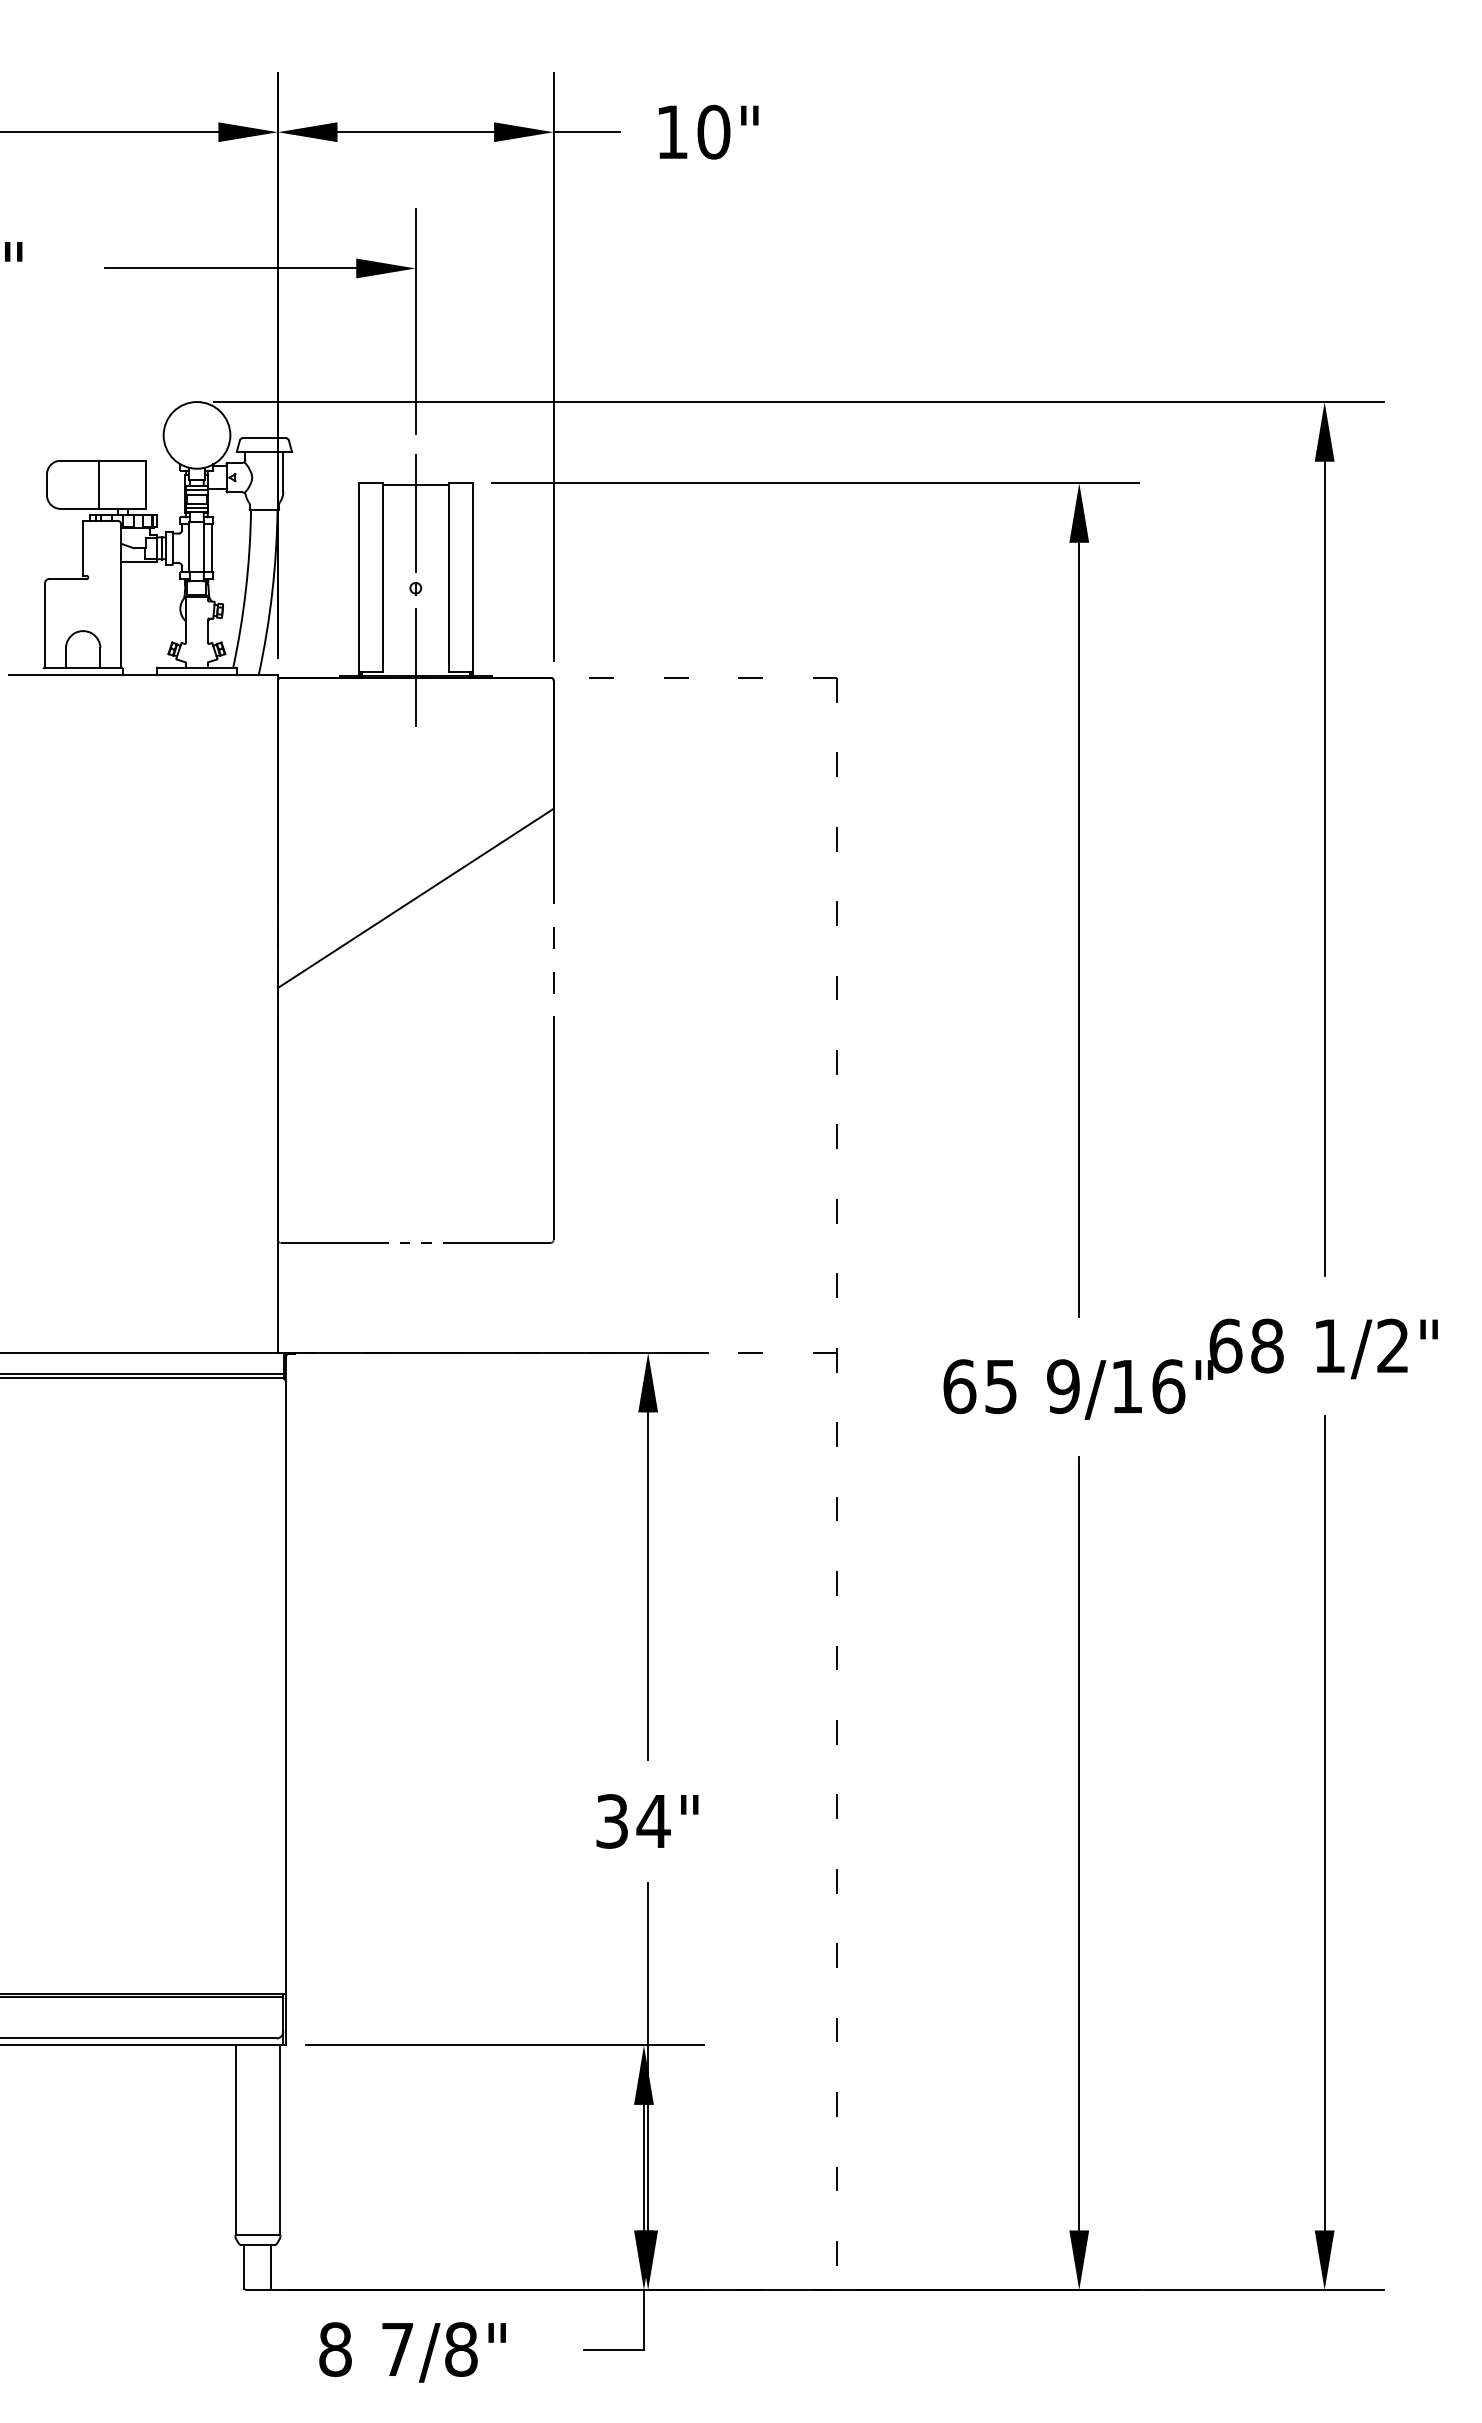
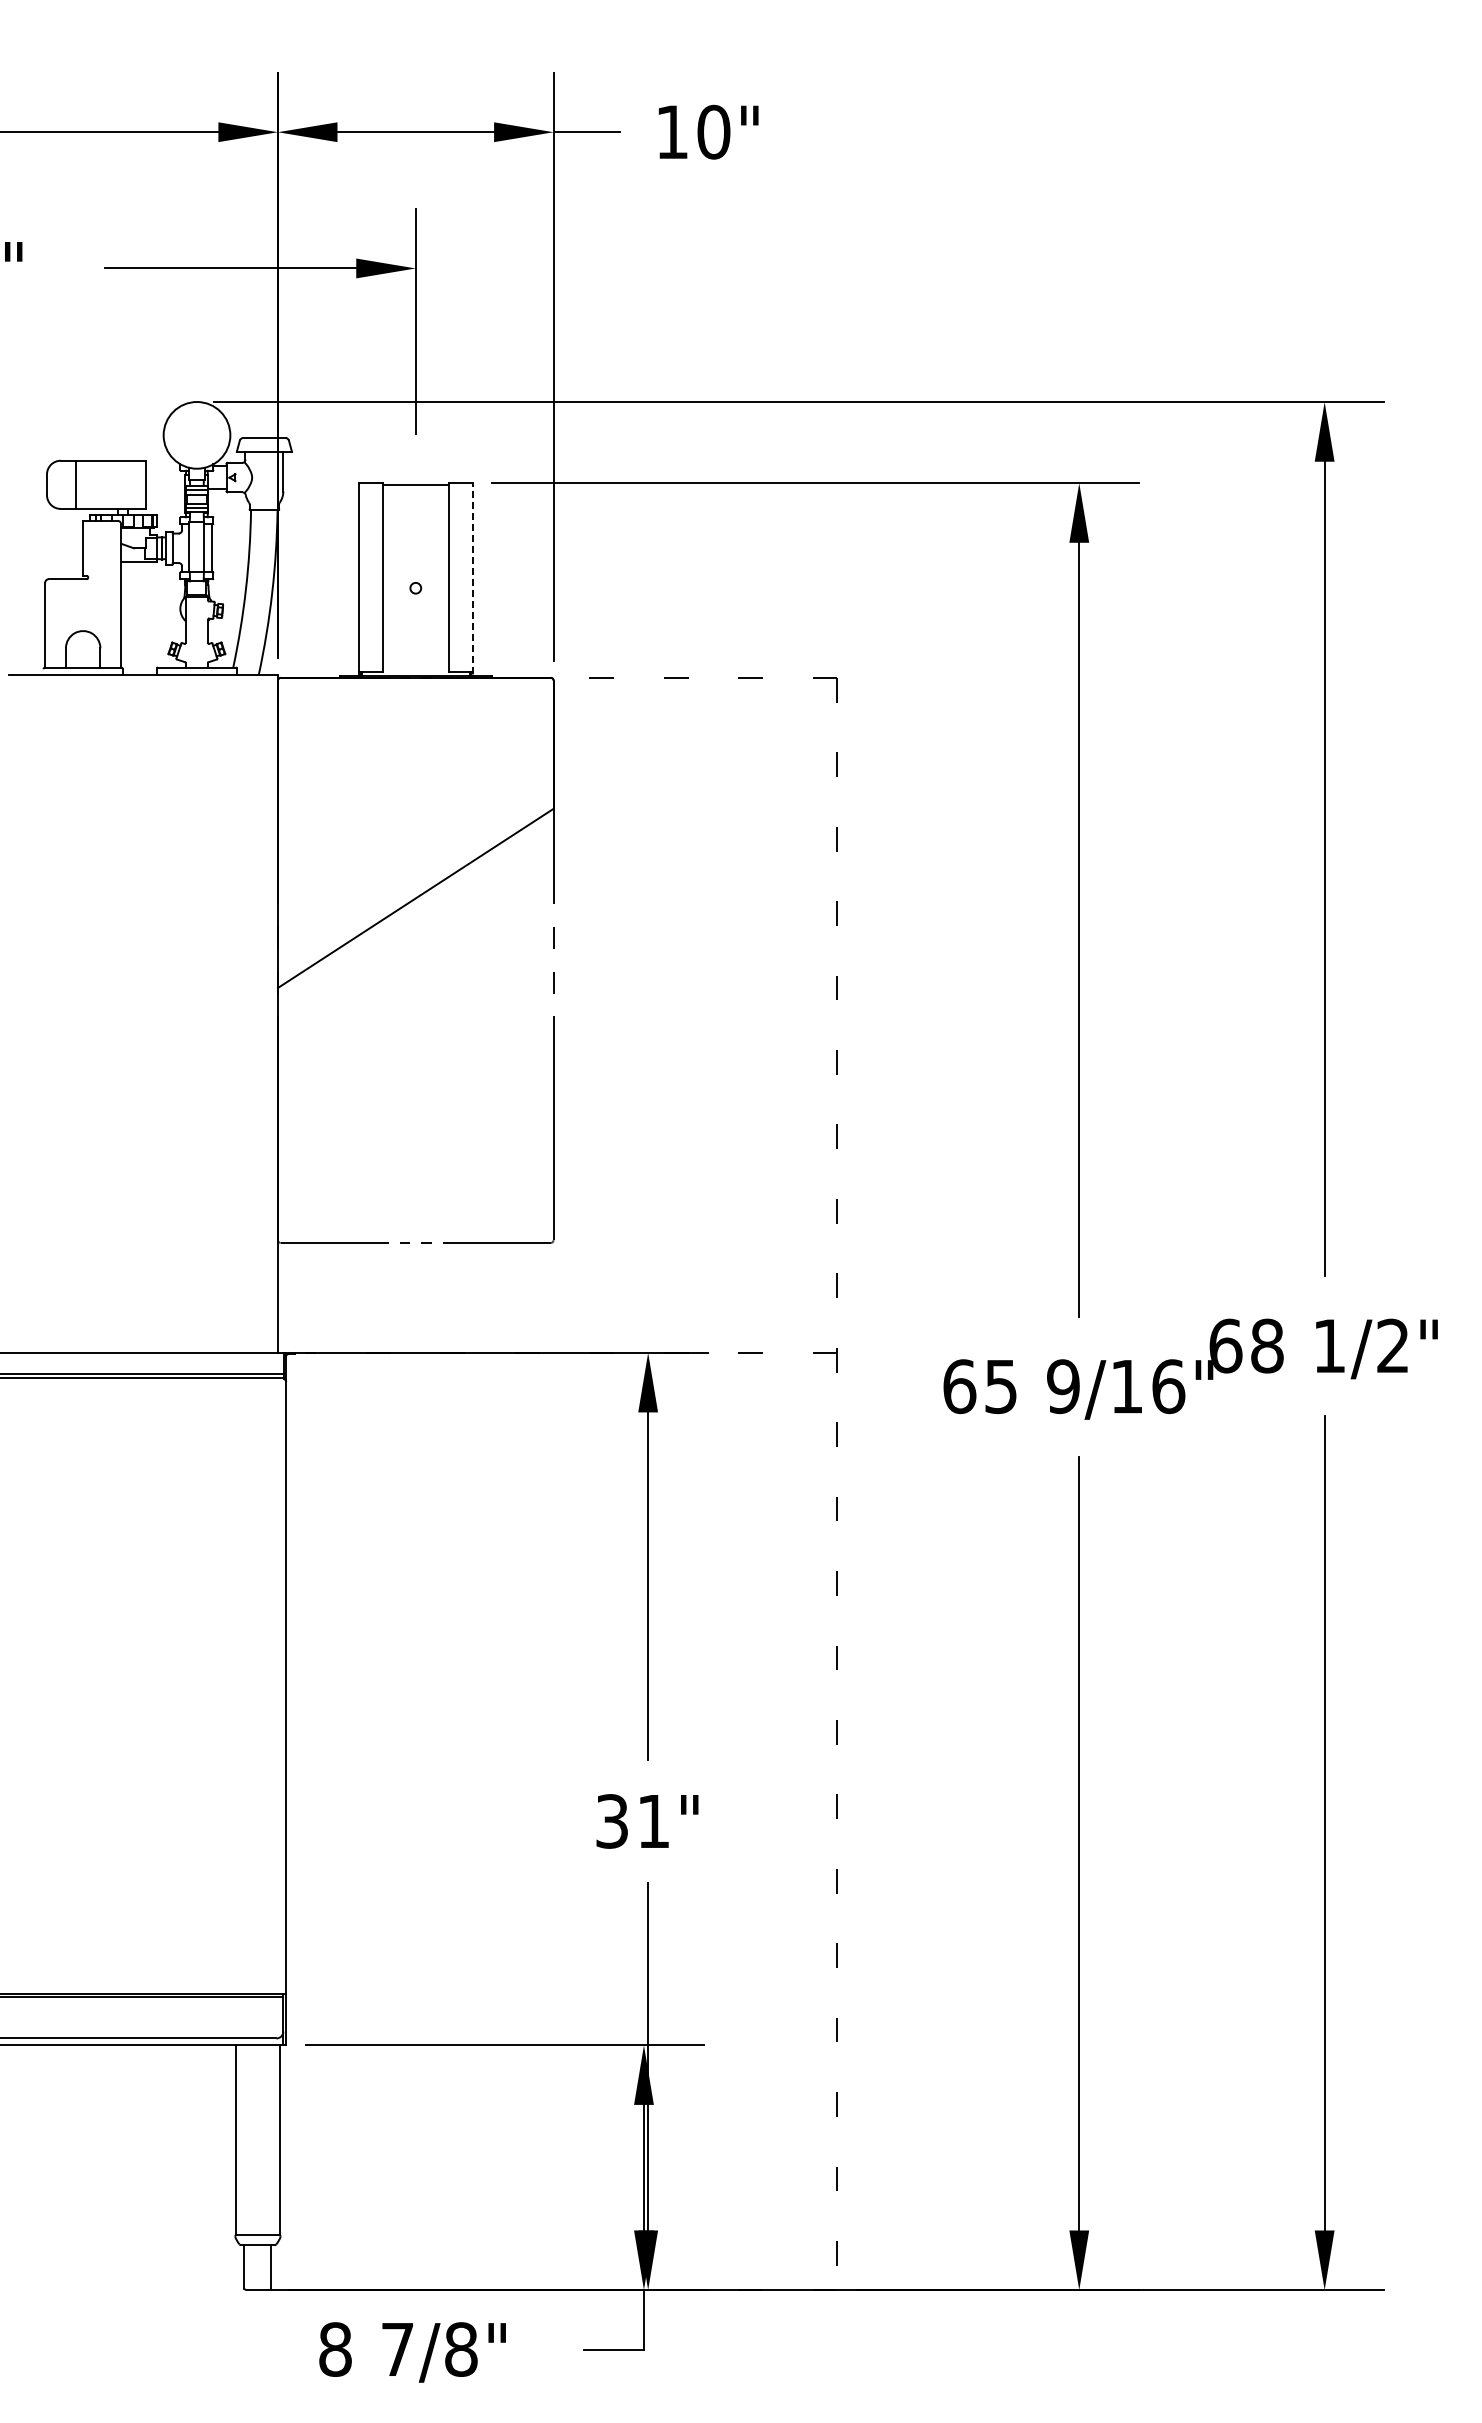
line position: (99, 484) -> (76, 484) (76, 484)
line: solid -> dashed (472, 578)
line: present -> none (415, 590)
text: 34" -> 31" (653, 1821)
